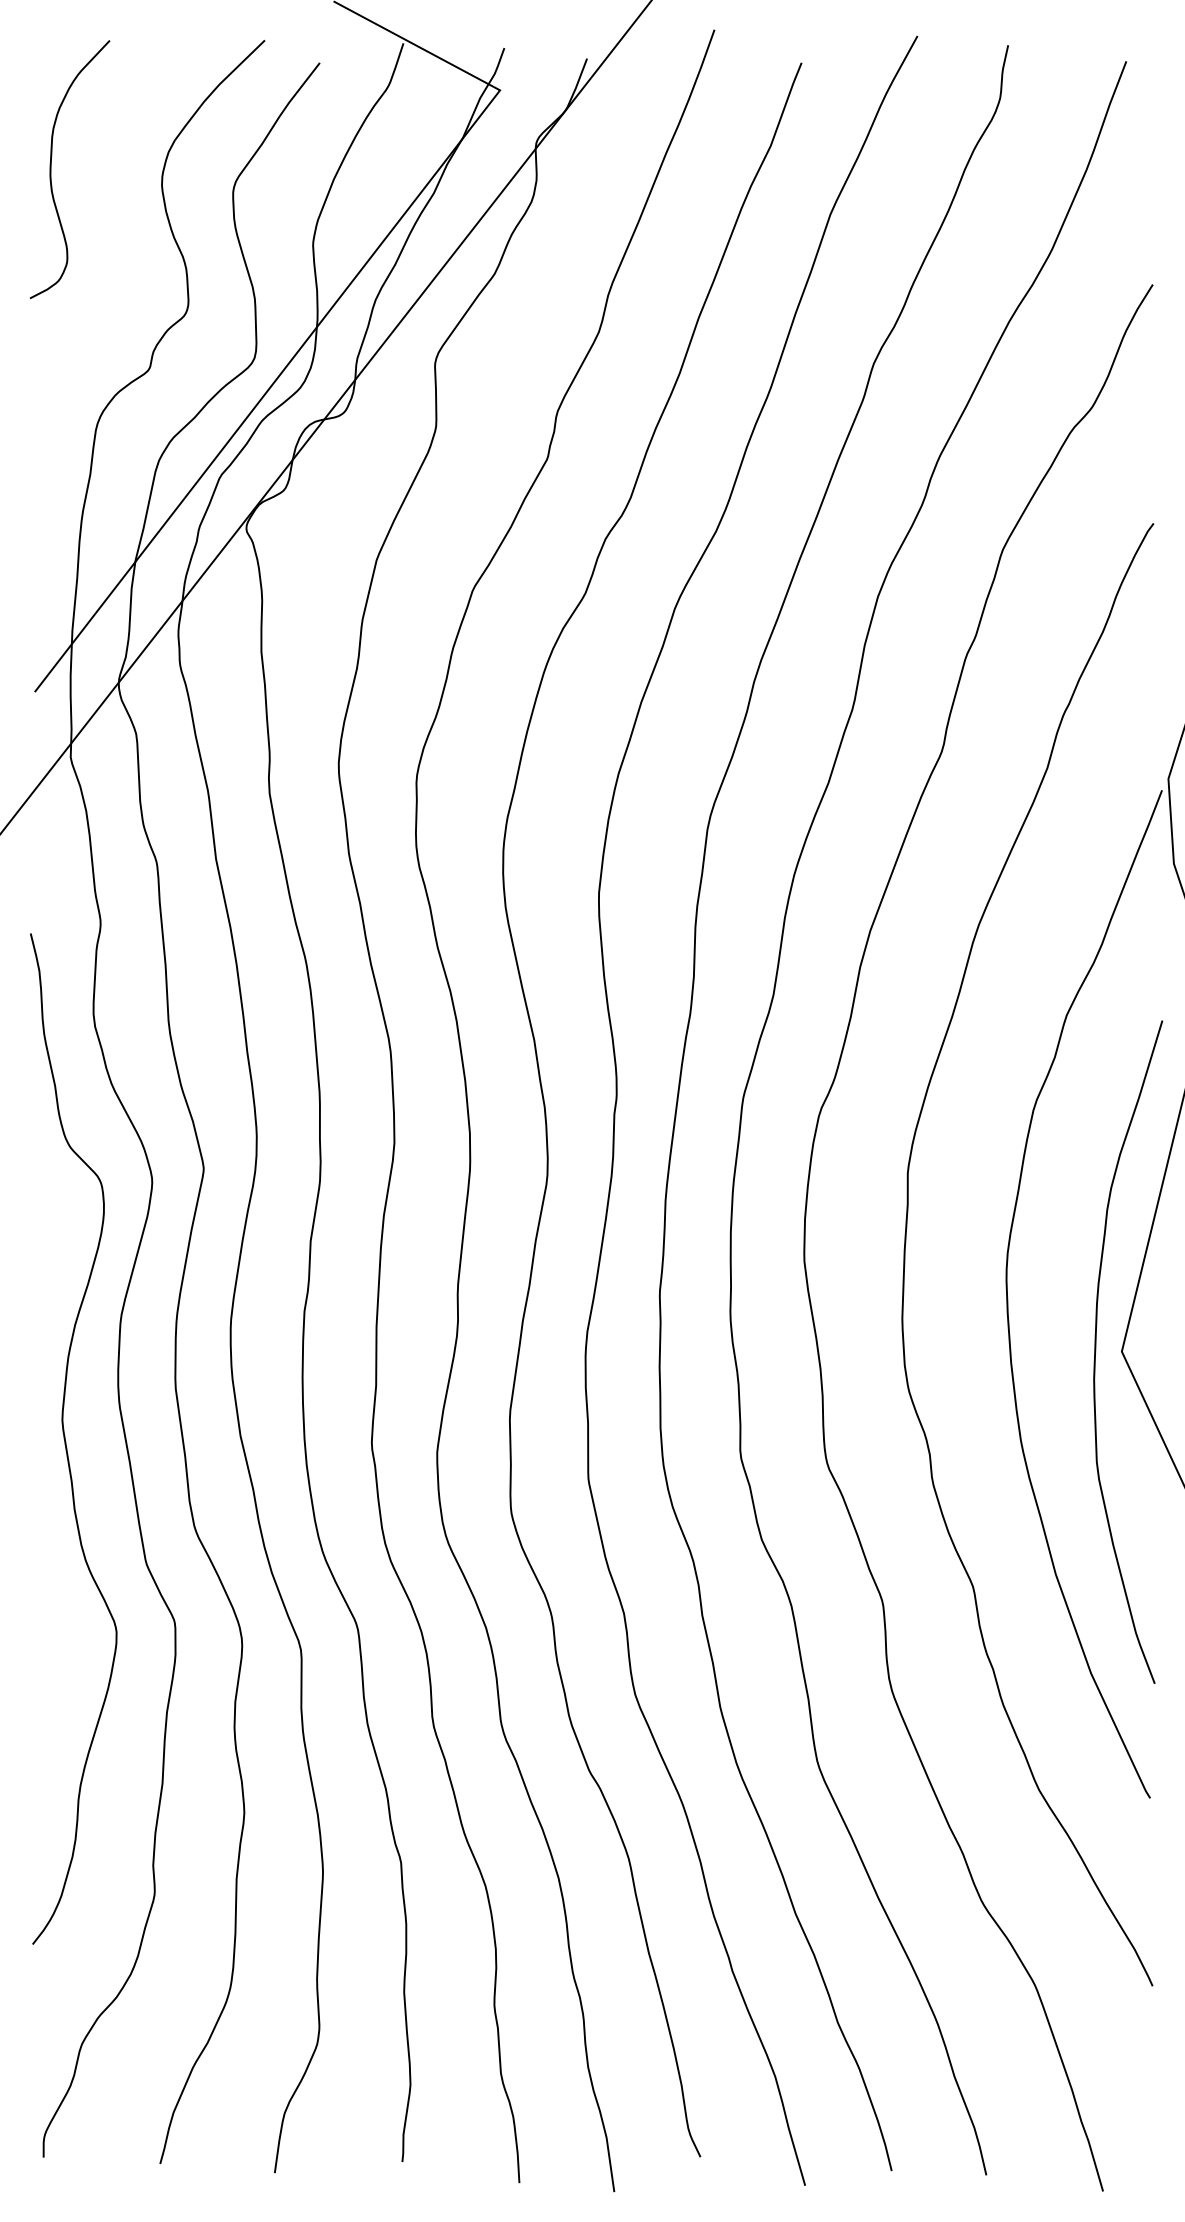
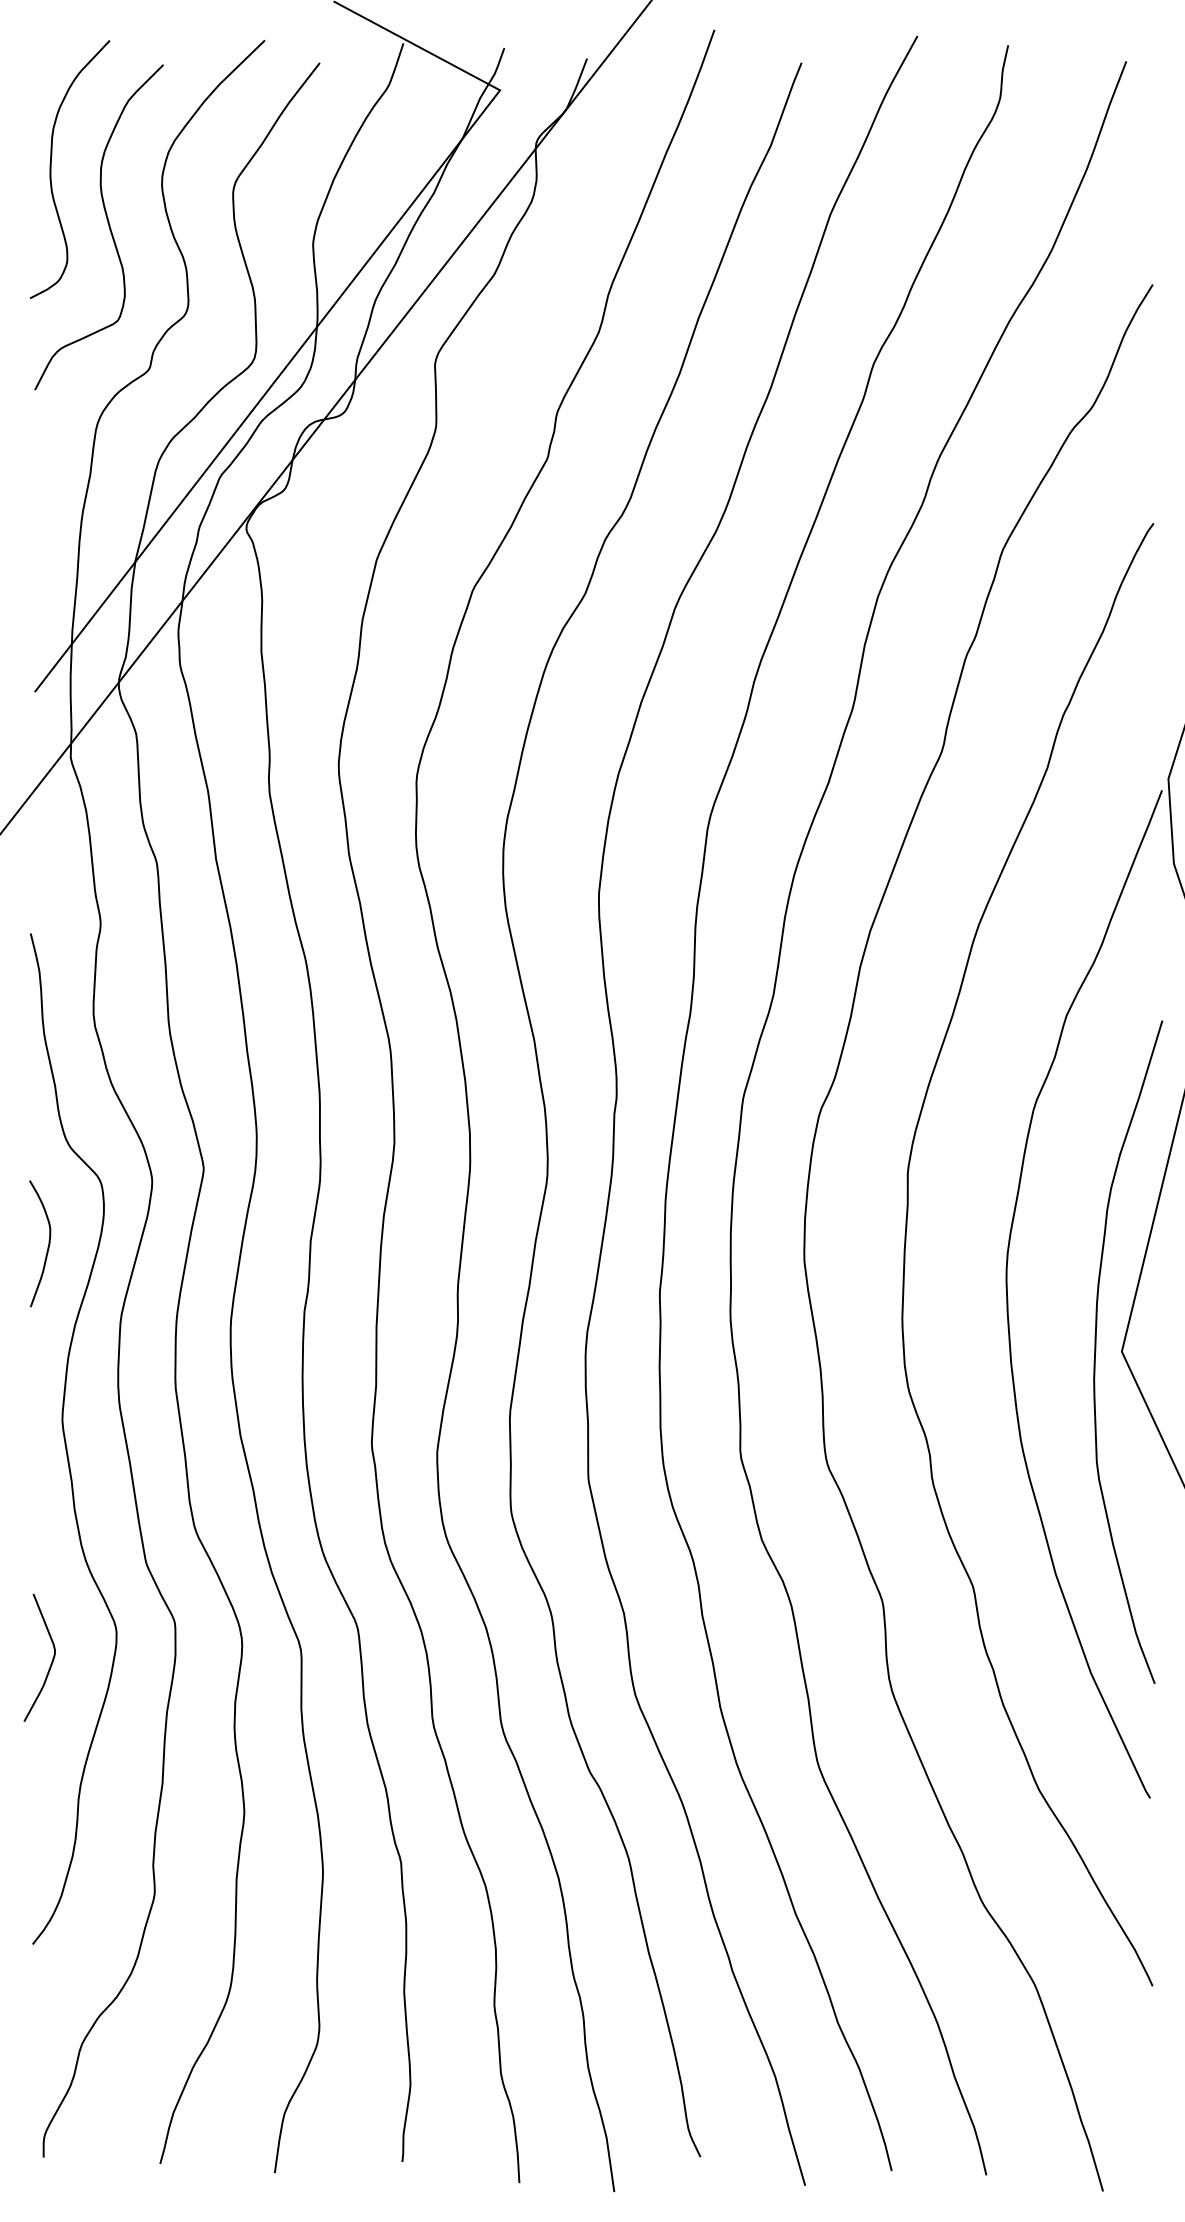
curve: none -> present (107, 223)
curve: none -> present (47, 1246)
curve: none -> present (51, 1661)
